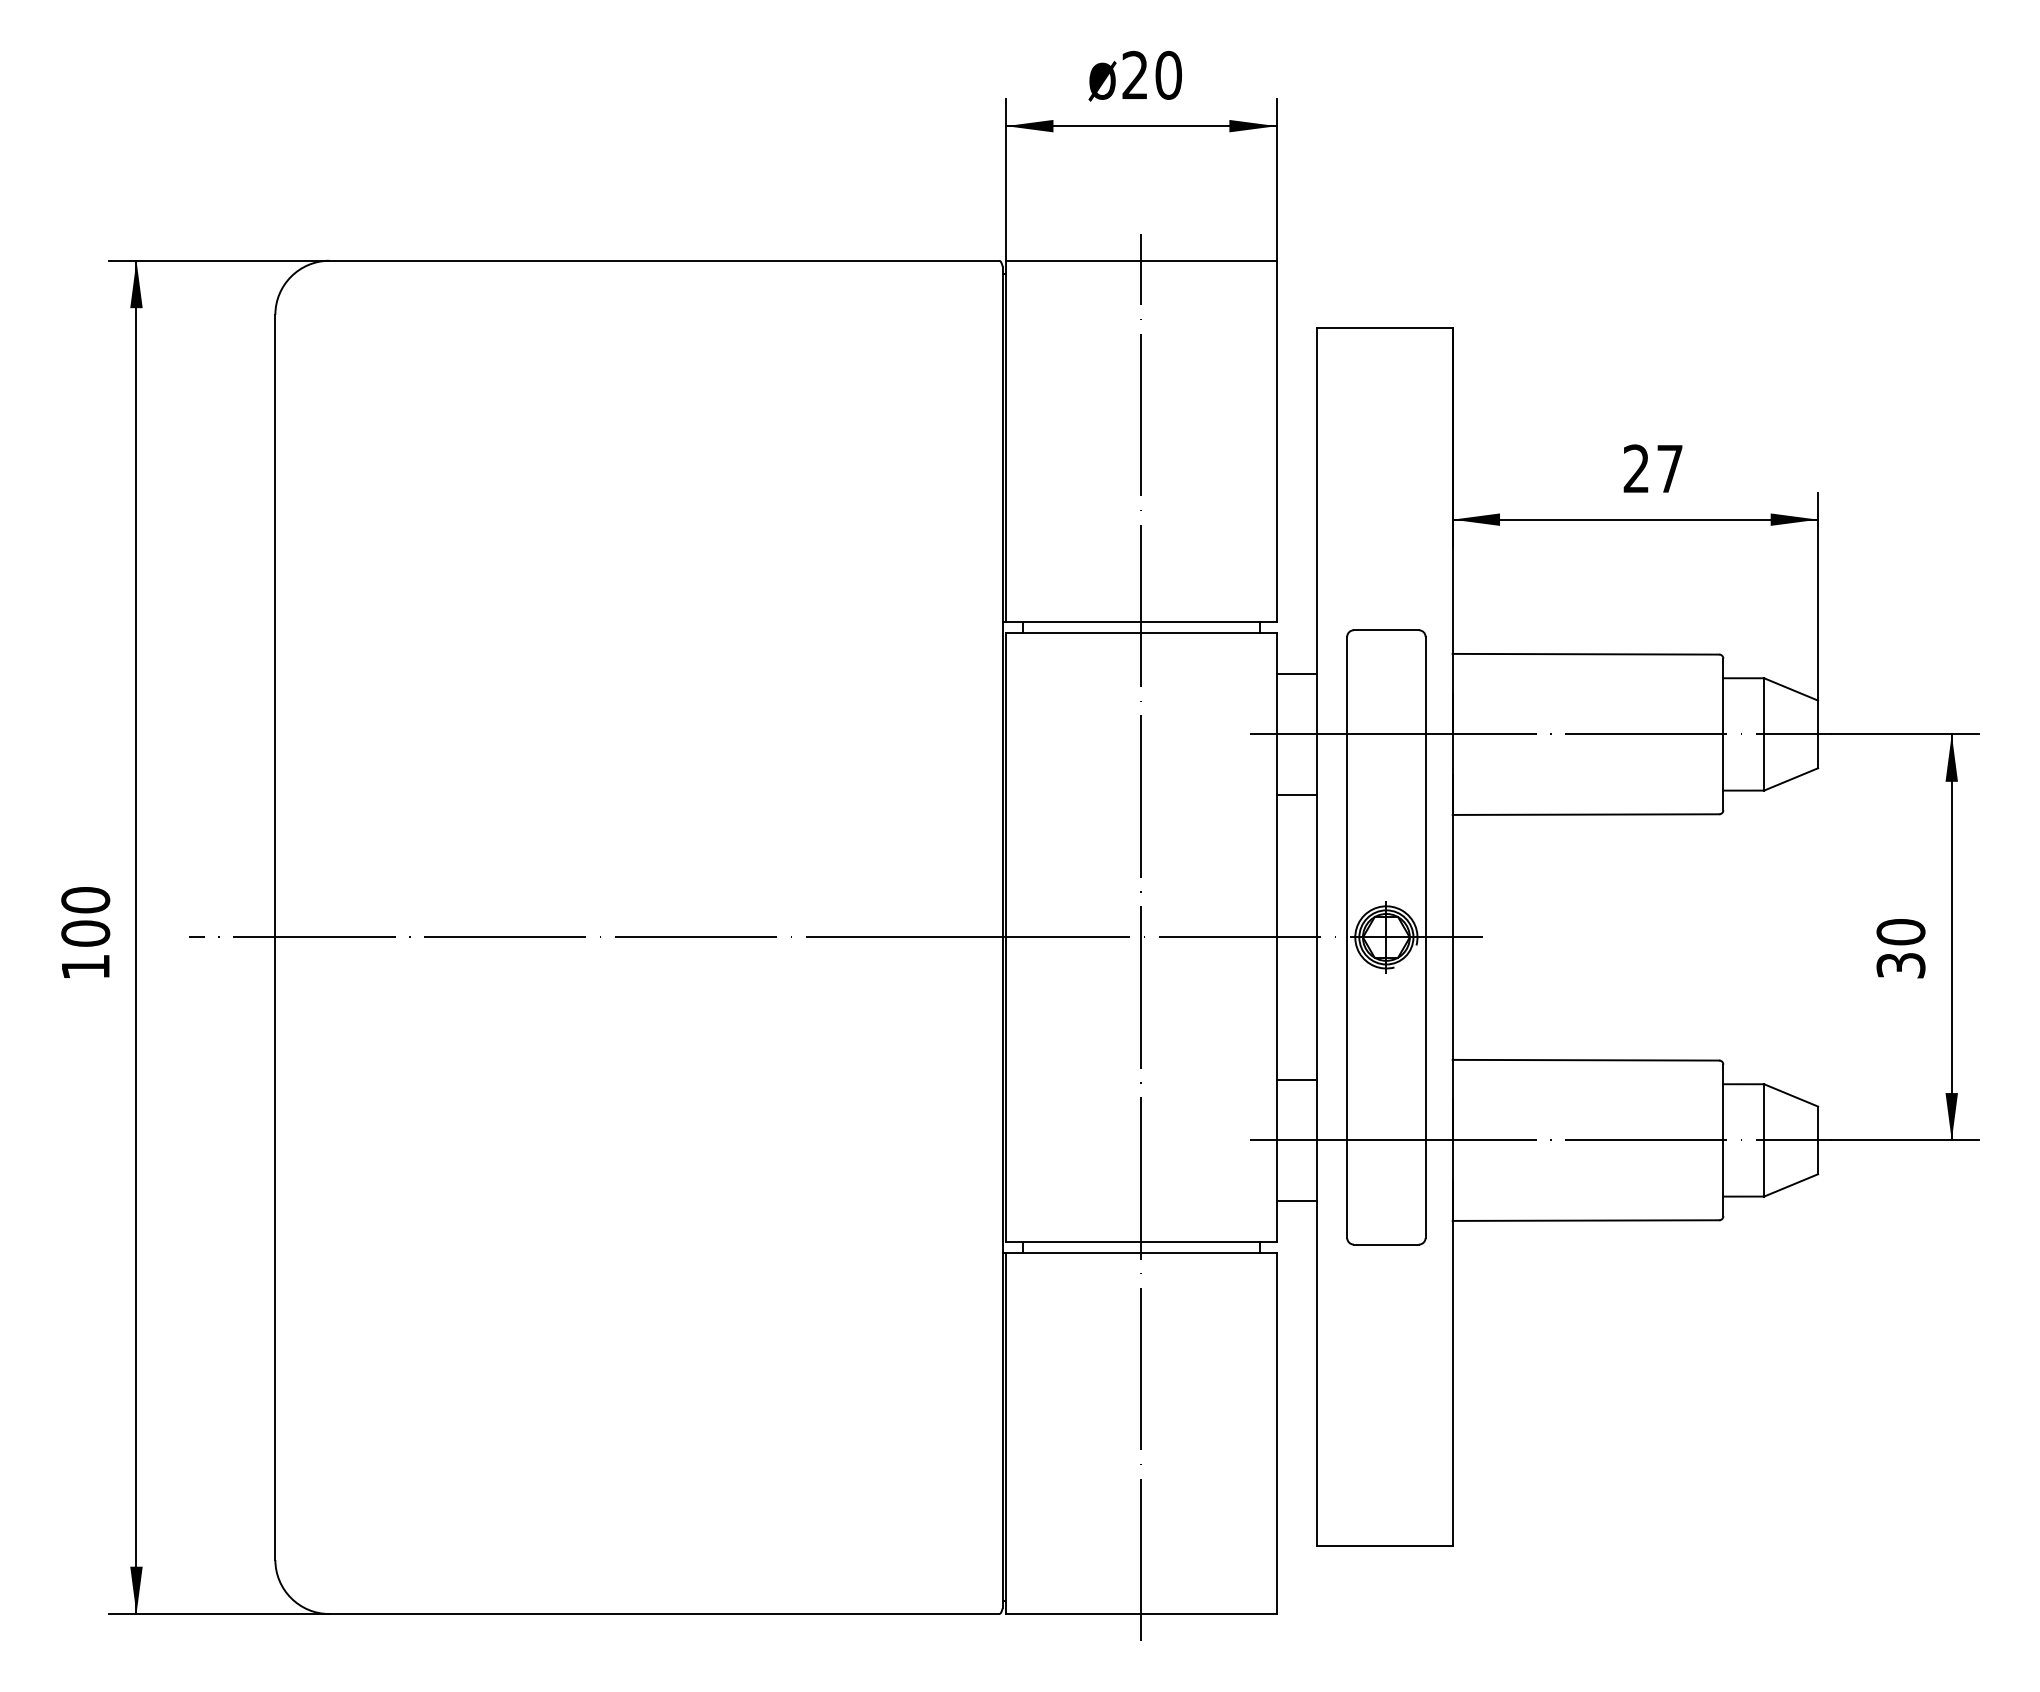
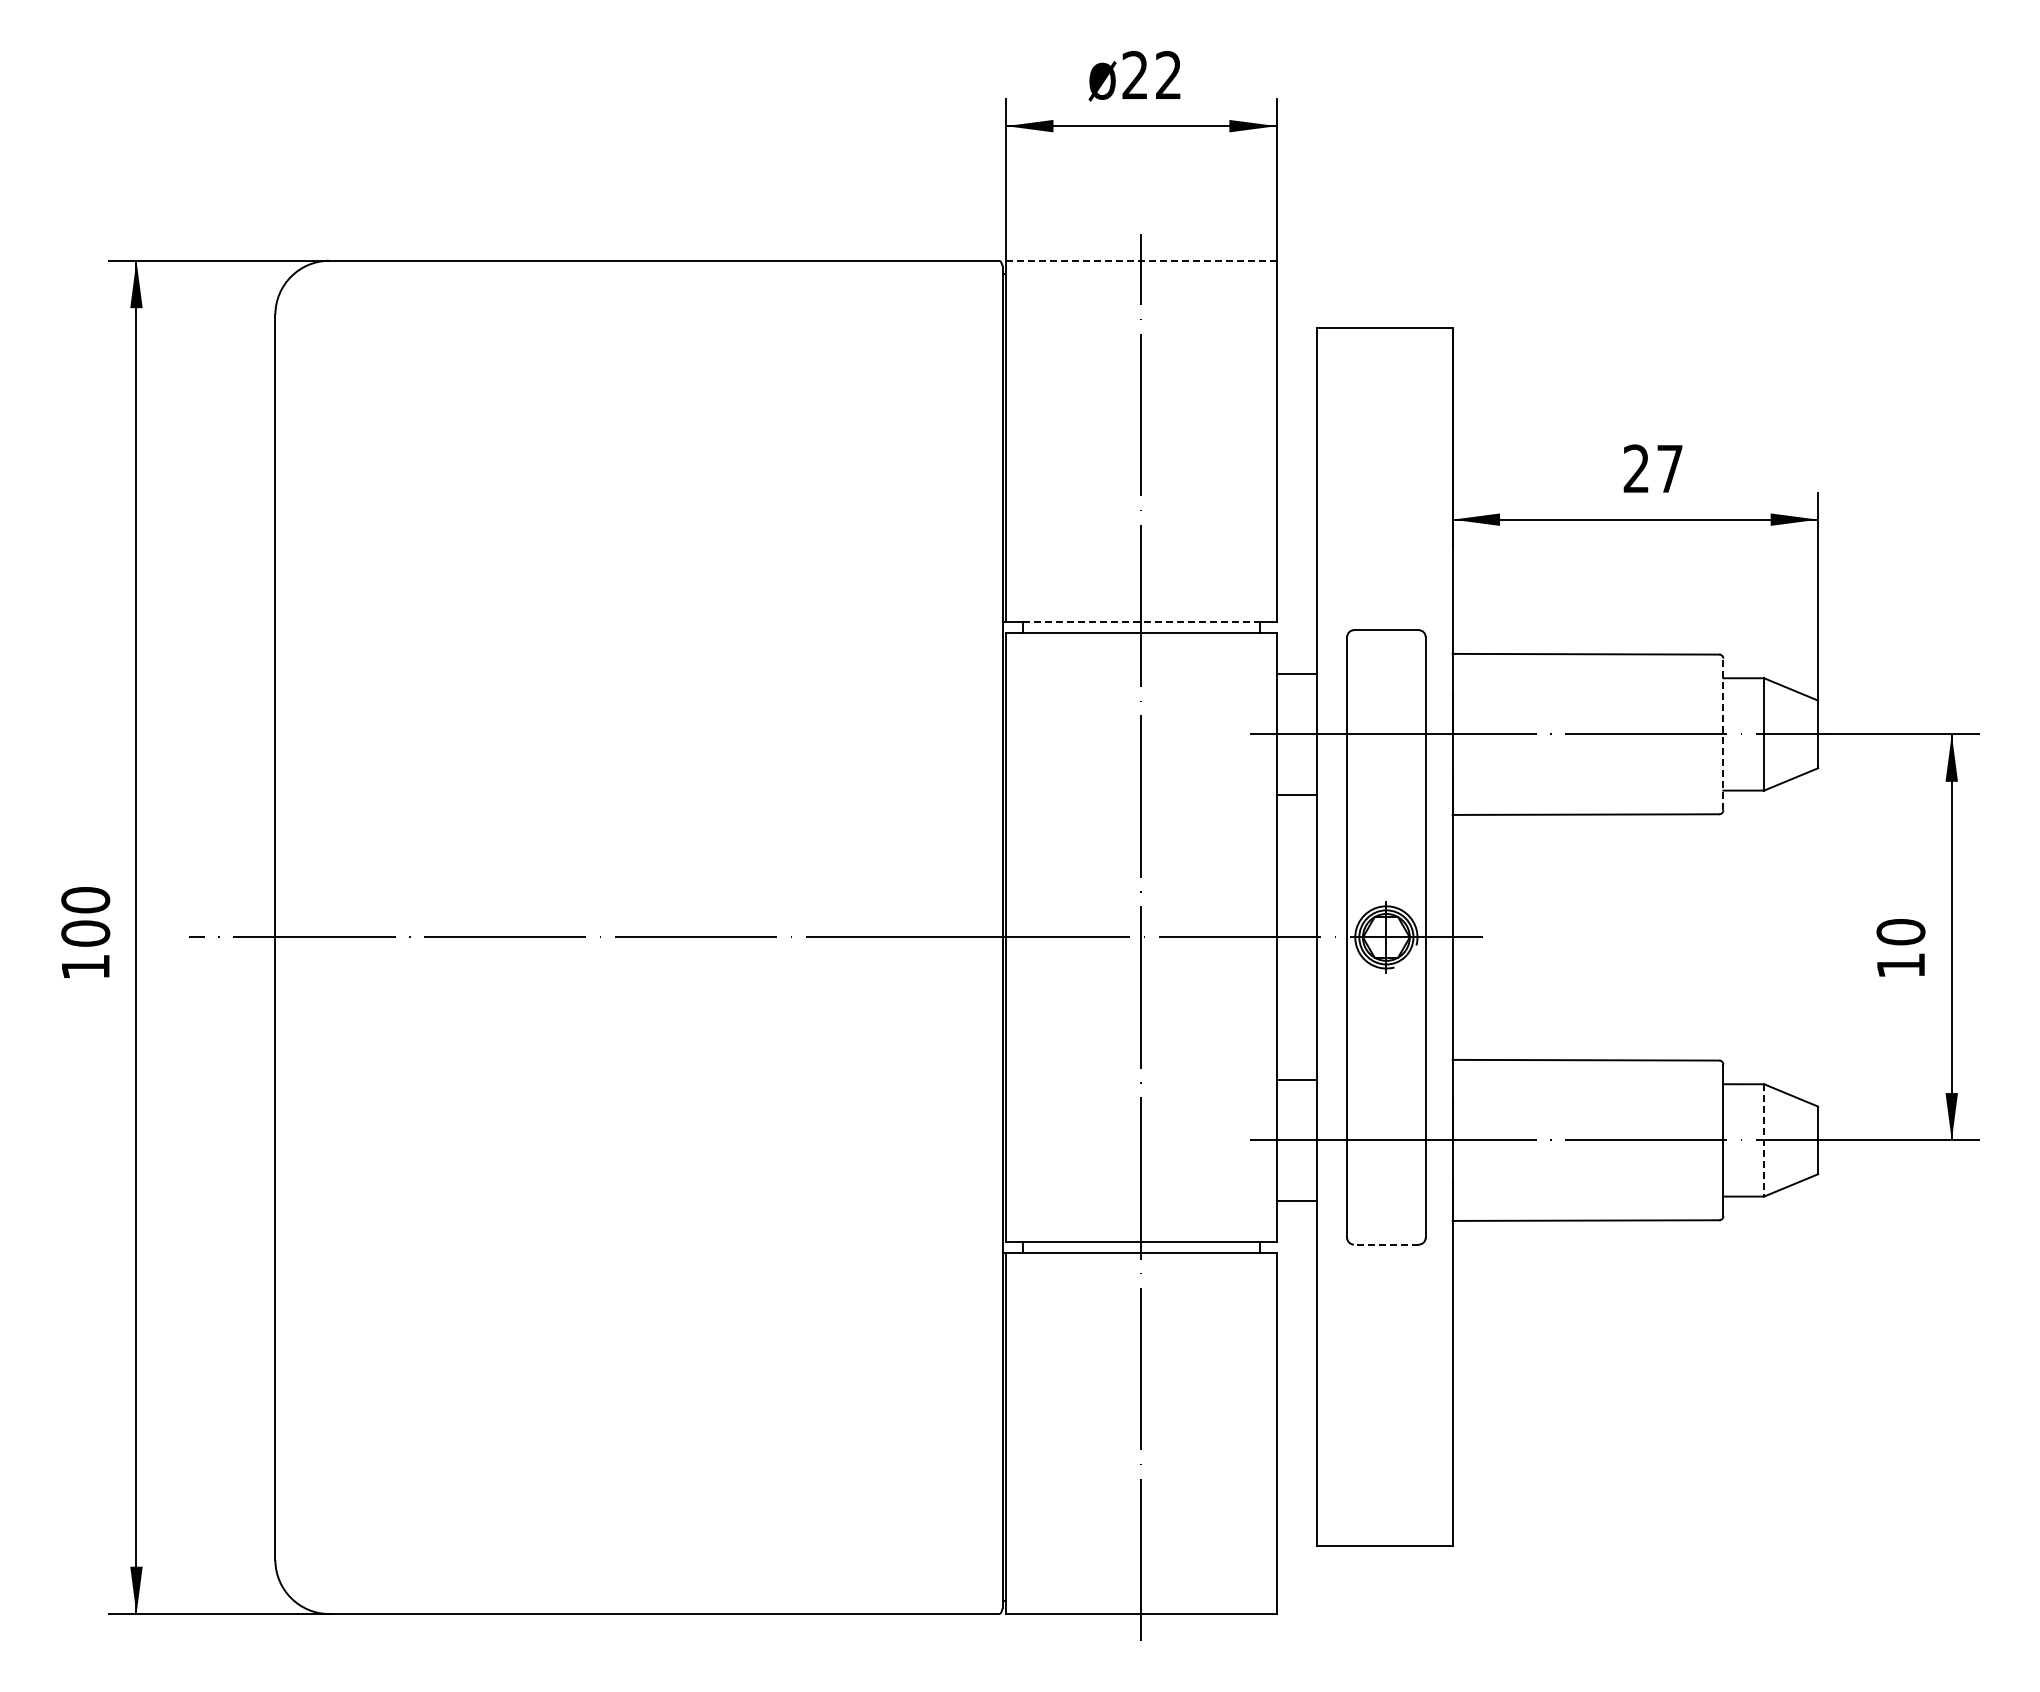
text: 20 -> 22 (1168, 74)
line: solid -> dashed (1141, 260)
line: solid -> dashed (1141, 622)
line: solid -> dashed (1723, 734)
text: 30 -> 10 (1900, 965)
line: solid -> dashed (1764, 1140)
line: solid -> dashed (1385, 1244)
